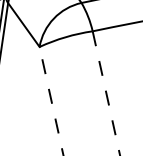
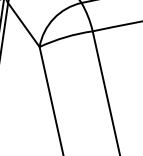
line: dashed -> solid (106, 94)
line: dashed -> solid (51, 101)
